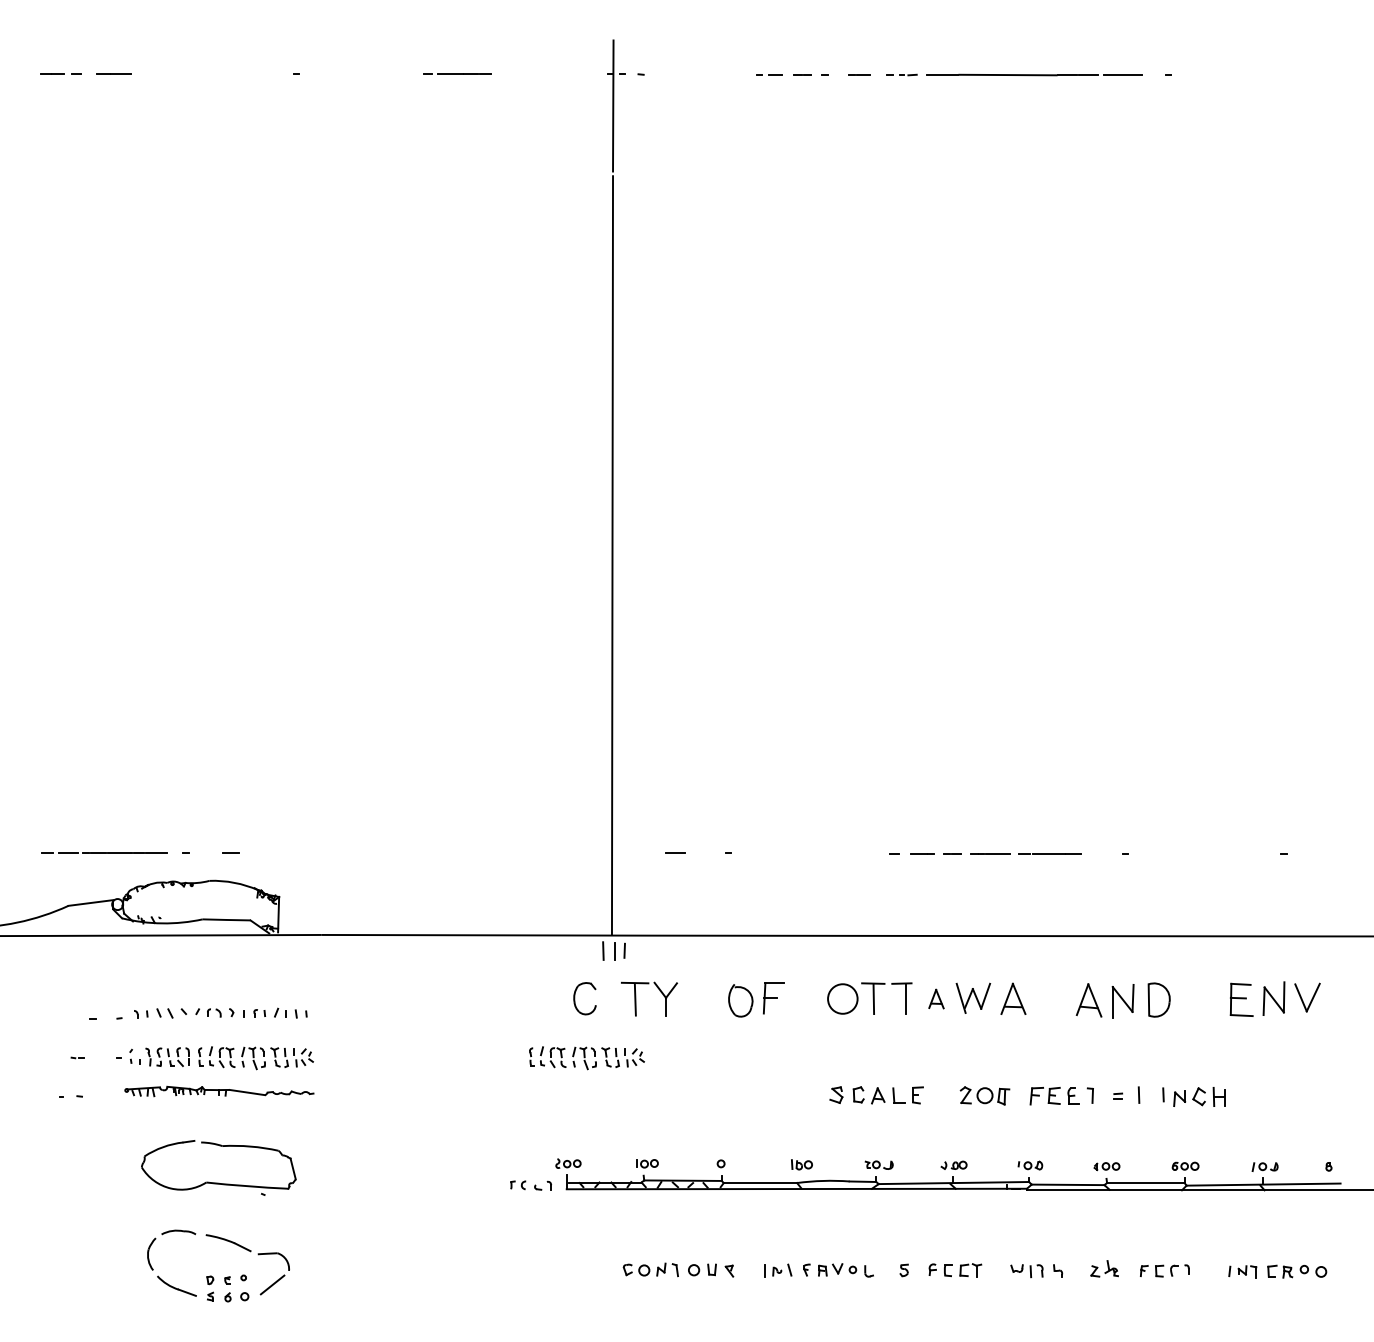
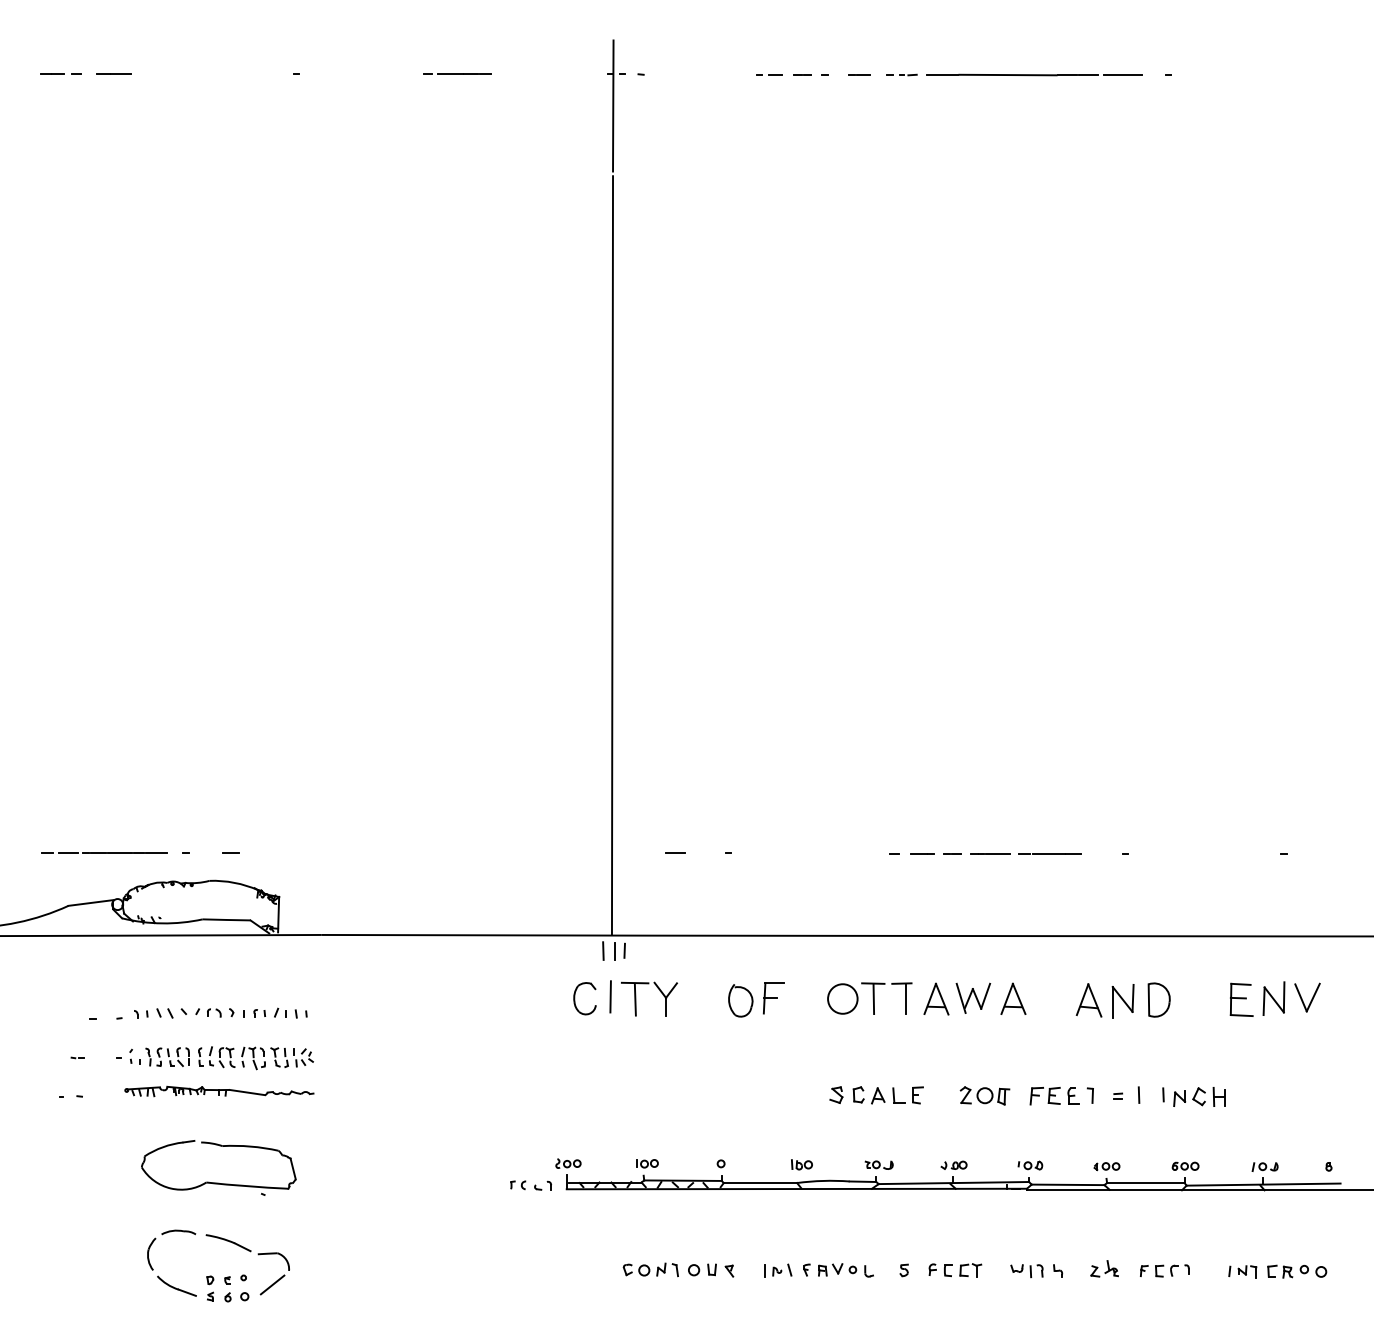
line: none -> present (610, 996)
part size: 17x22 px -> 27x34 px (936, 998)
part: present -> none (586, 1058)
